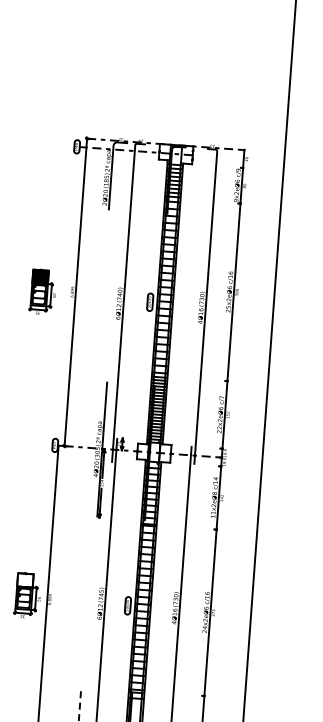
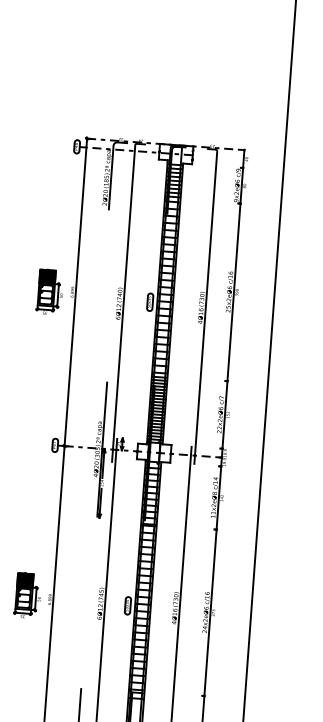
part position: (41, 291) -> (48, 291) (48, 291)
fill: none -> present (25, 580)
line position: (48, 582) -> (54, 582) (54, 582)
line: dashed -> solid (80, 704)
